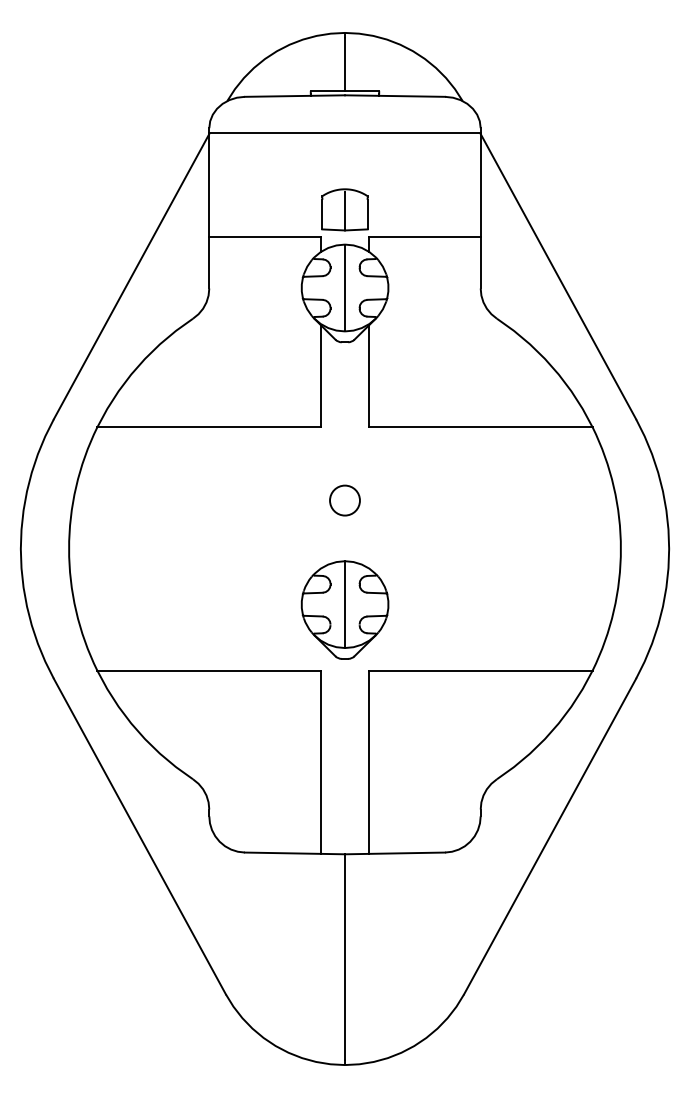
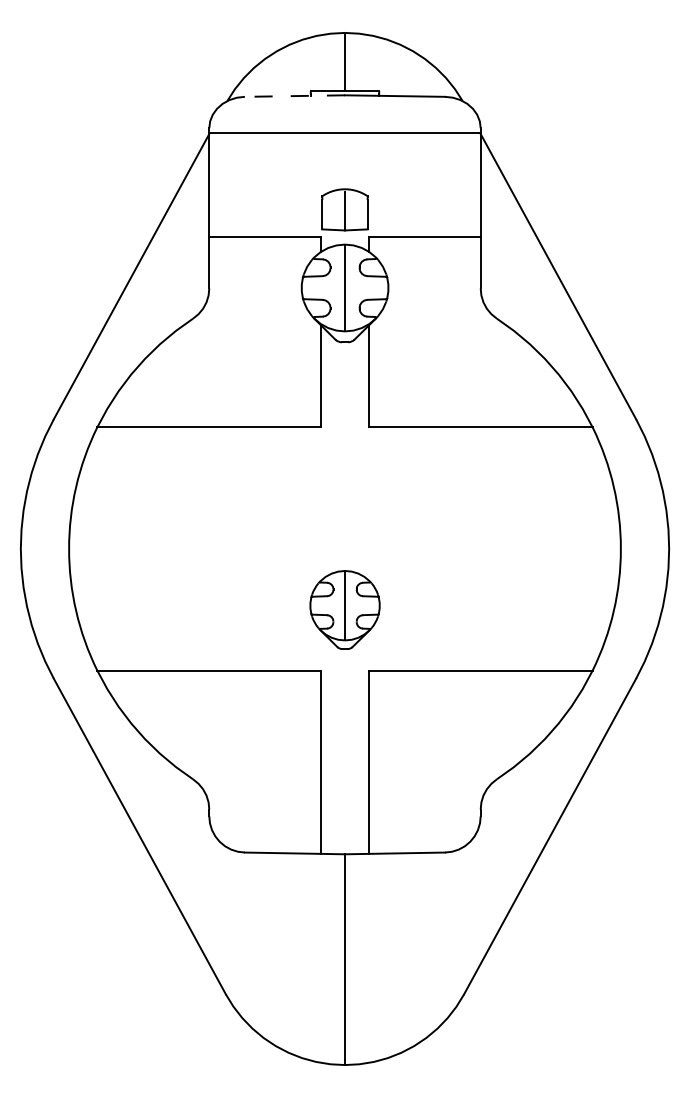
line: solid -> dashed (294, 96)
circle: present -> none (344, 500)
part size: 90x100 px -> 72x80 px (344, 609)
